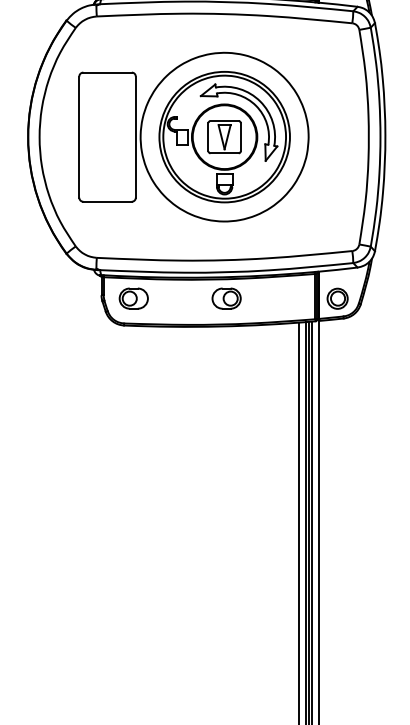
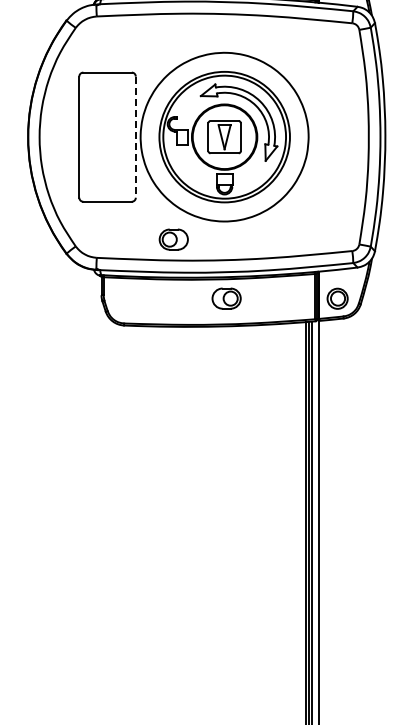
line: solid -> dashed (135, 137)
part position: (133, 298) -> (173, 239) (173, 239)
line: present -> none (298, 521)
